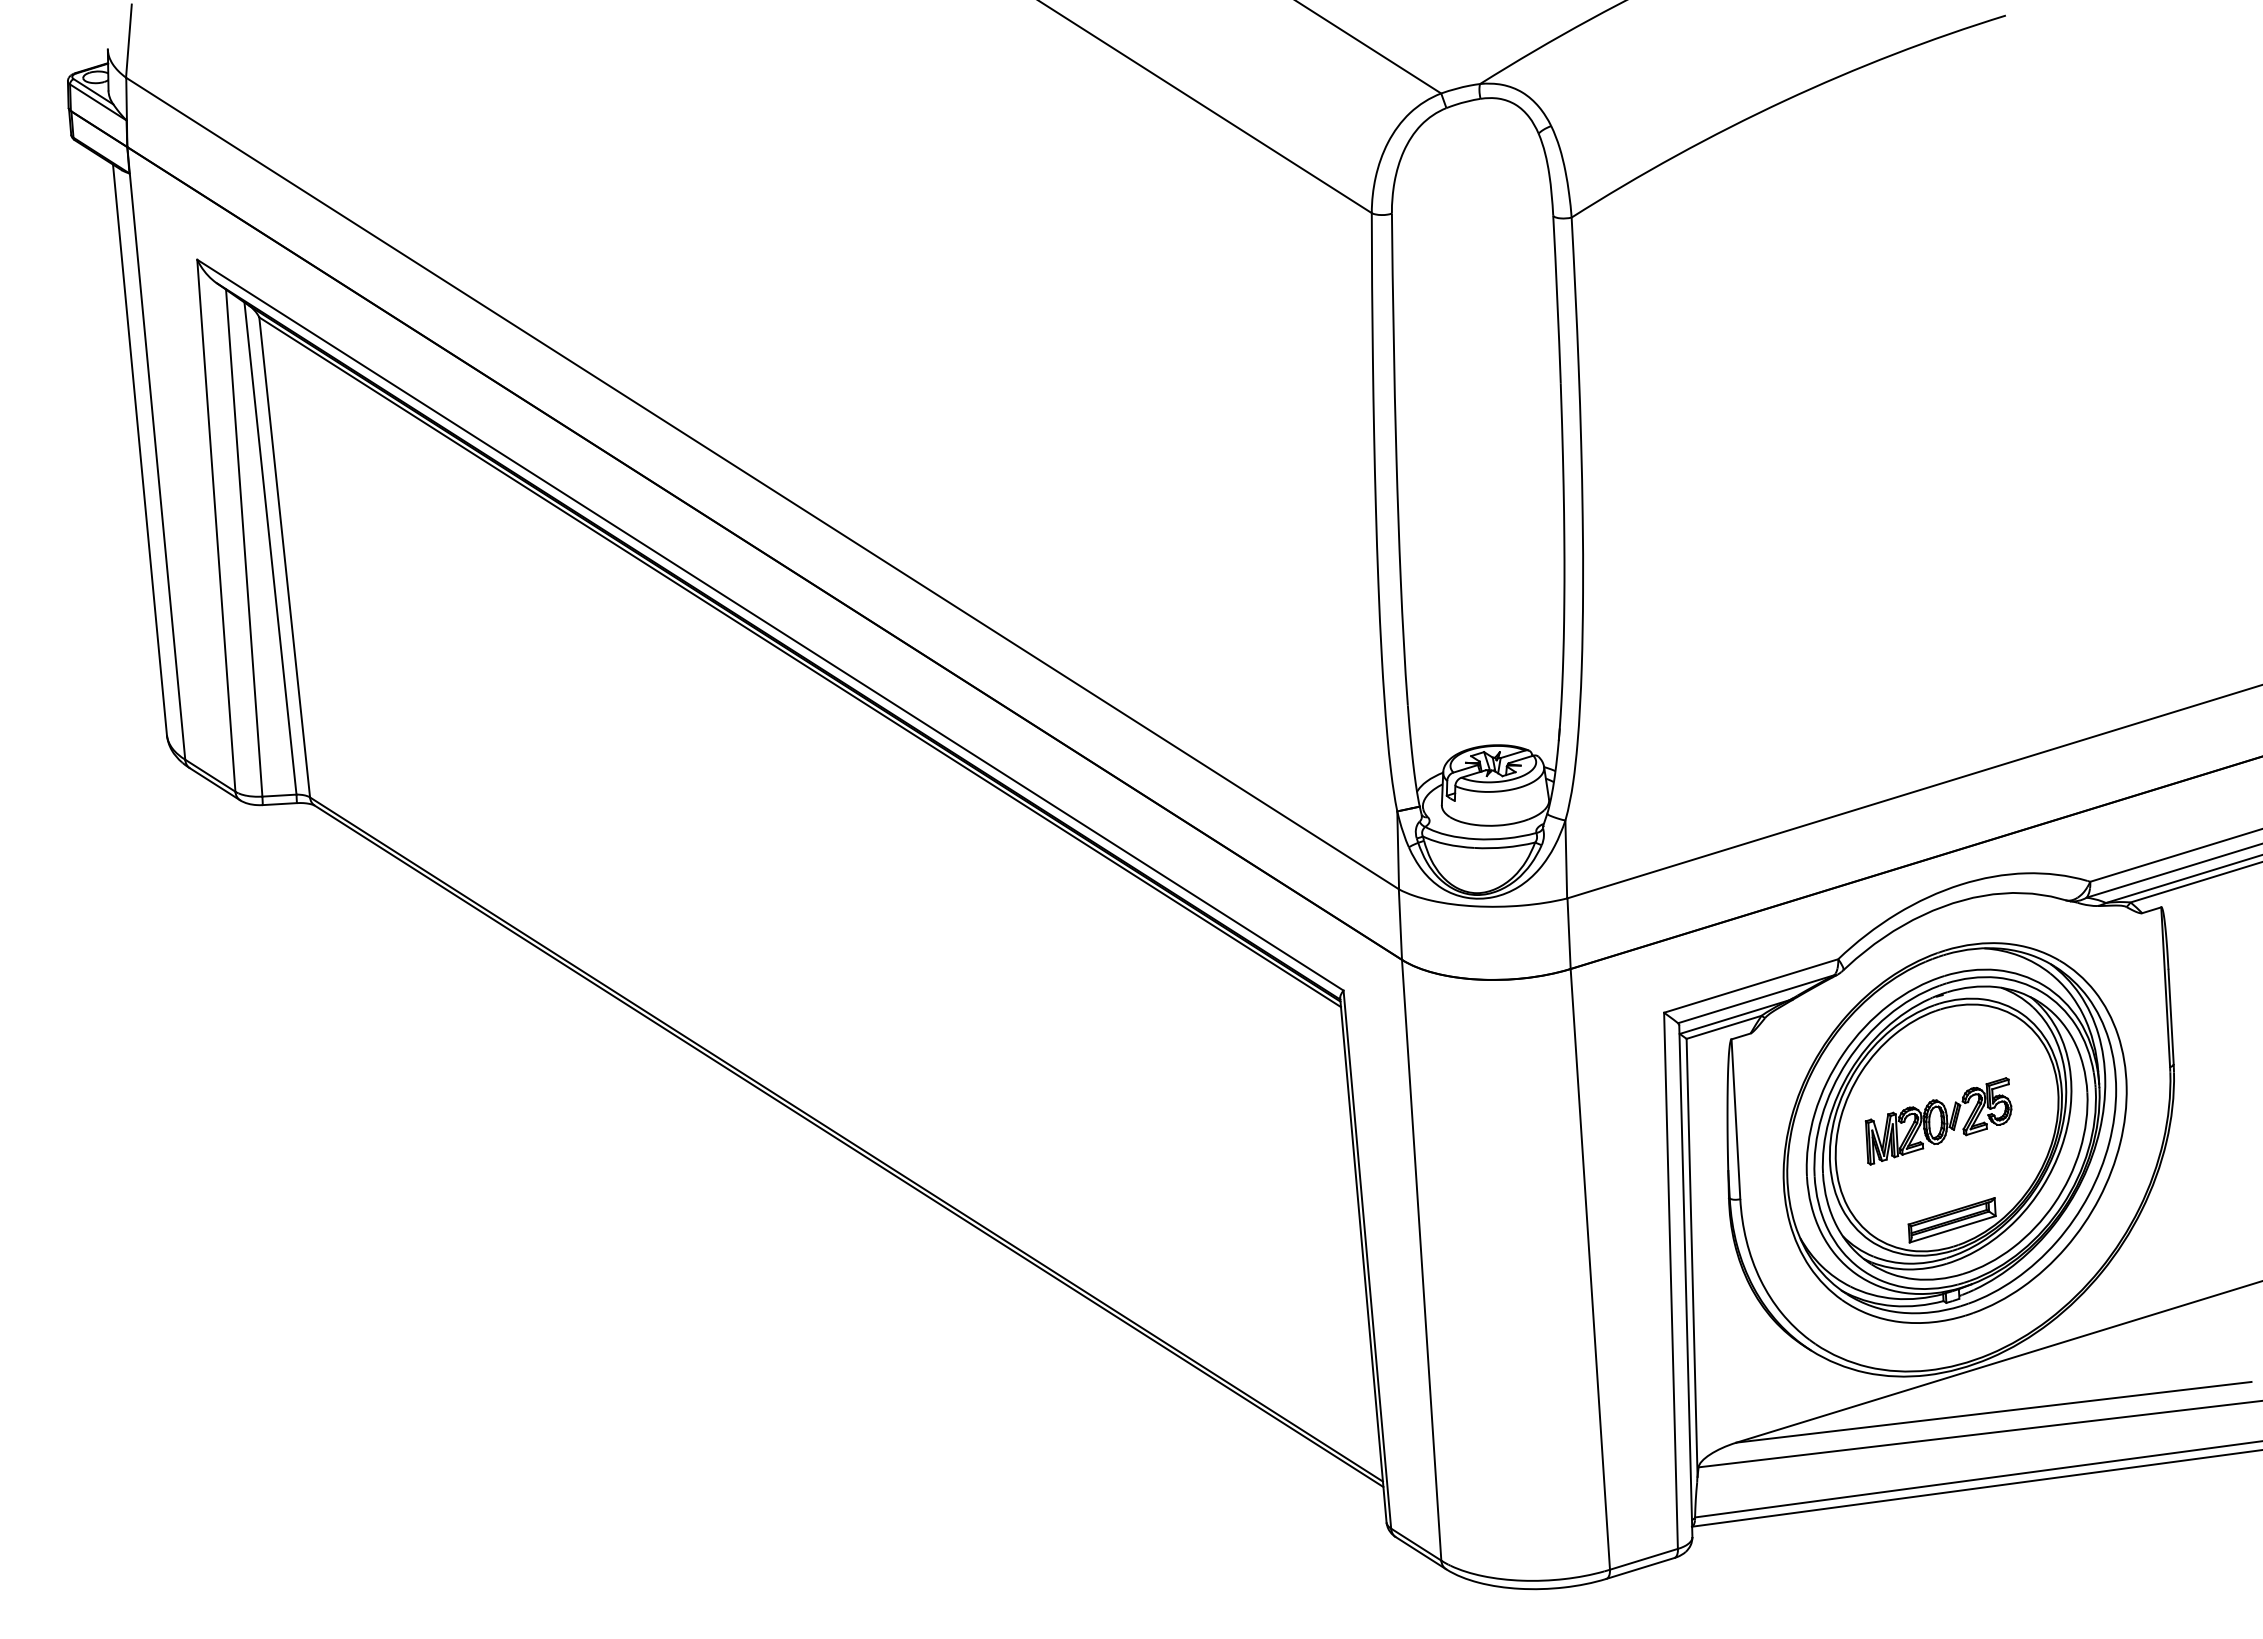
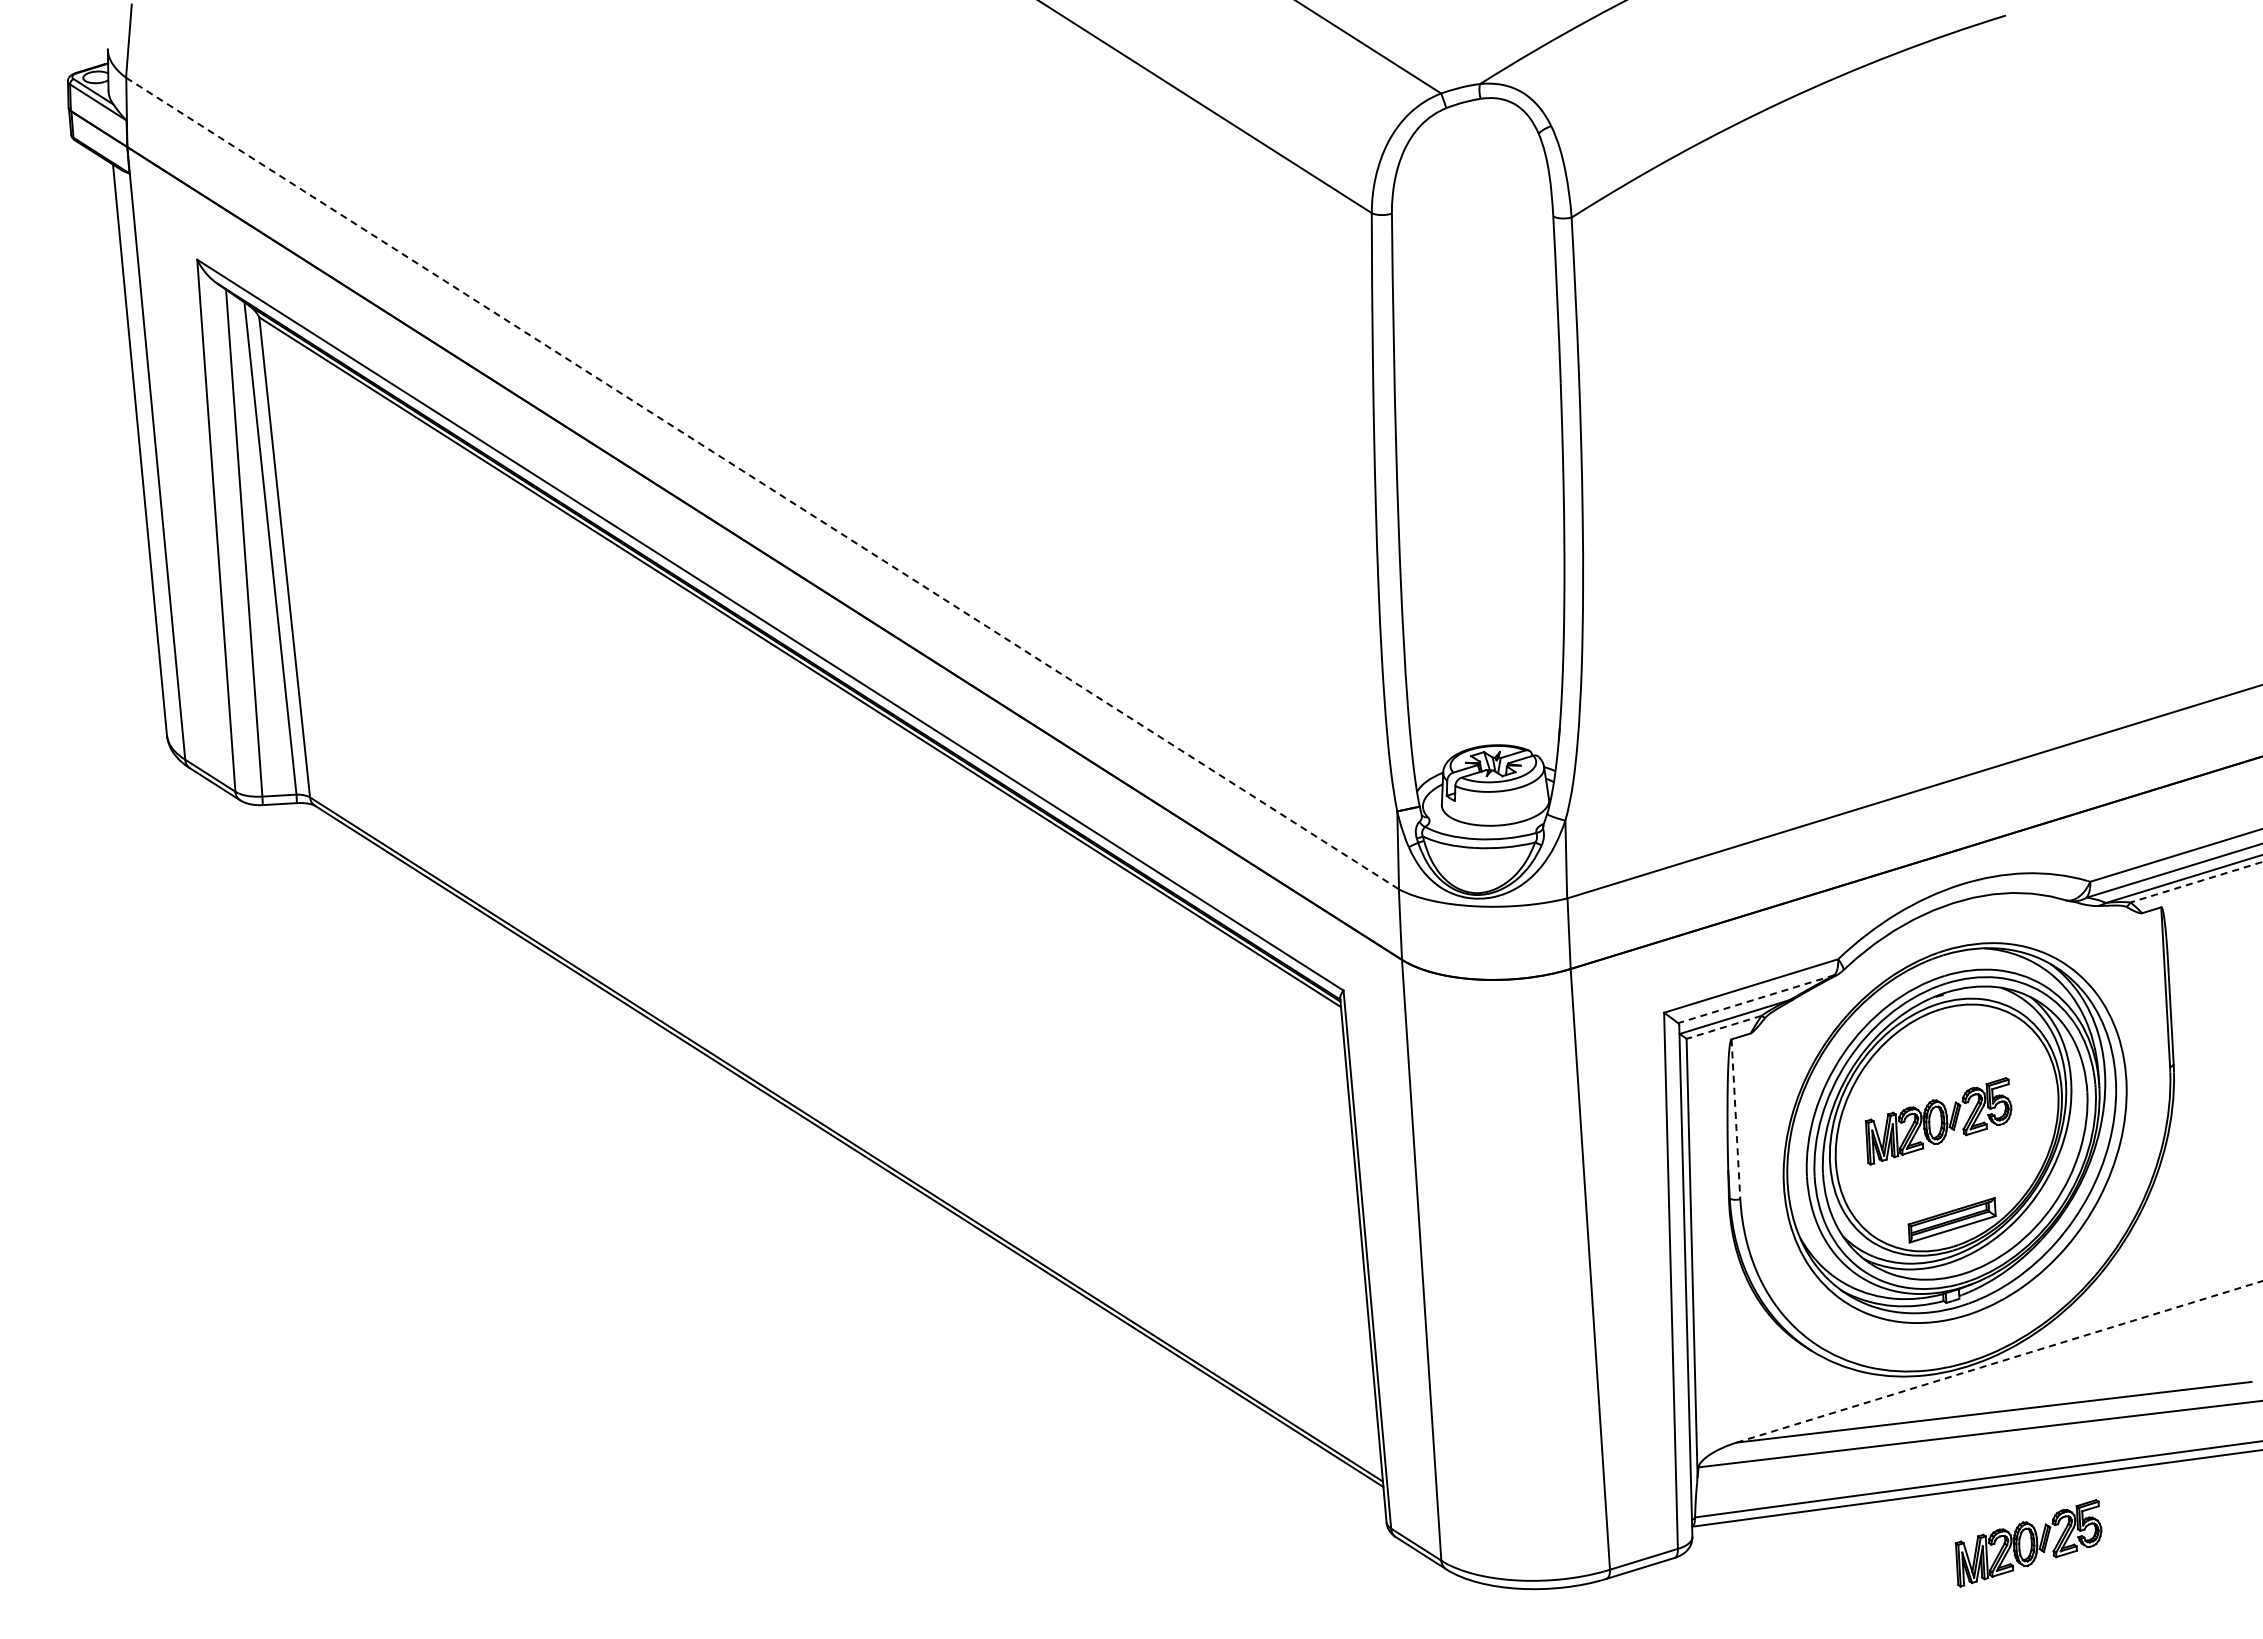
line: solid -> dashed (762, 483)
line: solid -> dashed (2196, 882)
line: solid -> dashed (1756, 999)
line: solid -> dashed (1723, 1027)
line: solid -> dashed (1735, 1119)
line: solid -> dashed (2000, 1361)
part: none -> present (2028, 1543)
